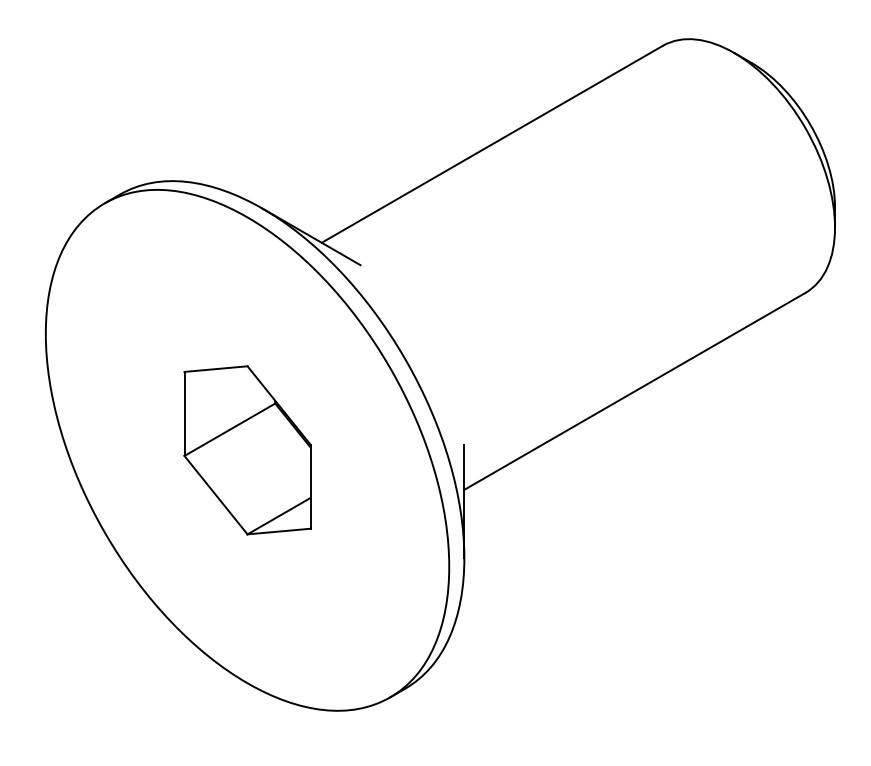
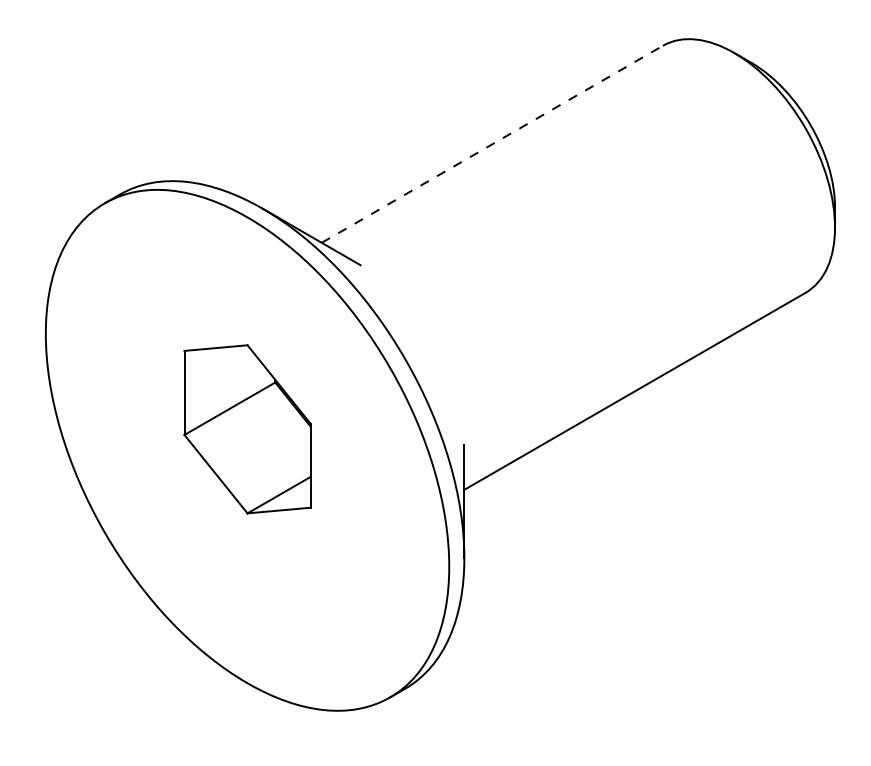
line: solid -> dashed (492, 144)
part position: (247, 450) -> (247, 429) (247, 429)
